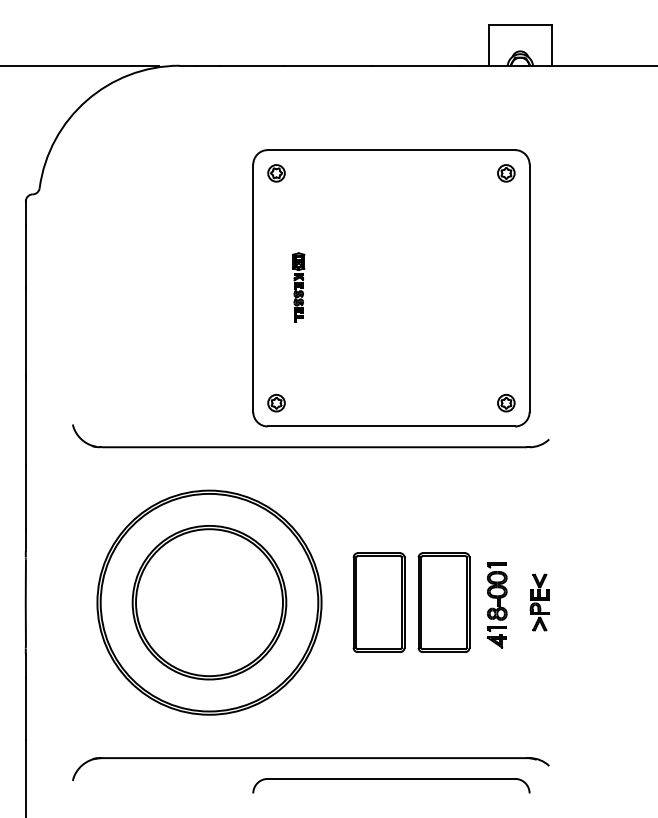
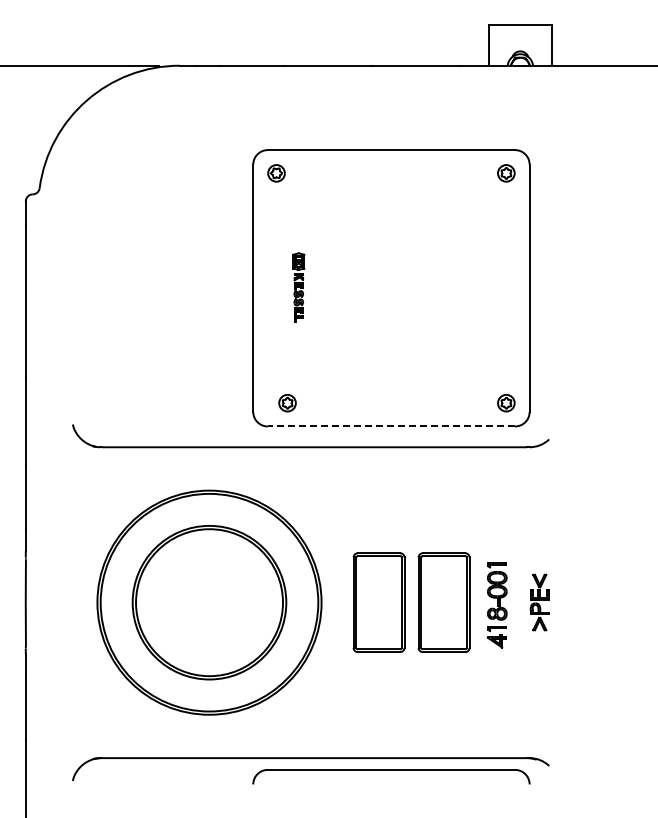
part position: (276, 403) -> (287, 403) (287, 403)
line: solid -> dashed (391, 426)
part position: (391, 785) -> (391, 776) (391, 776)
